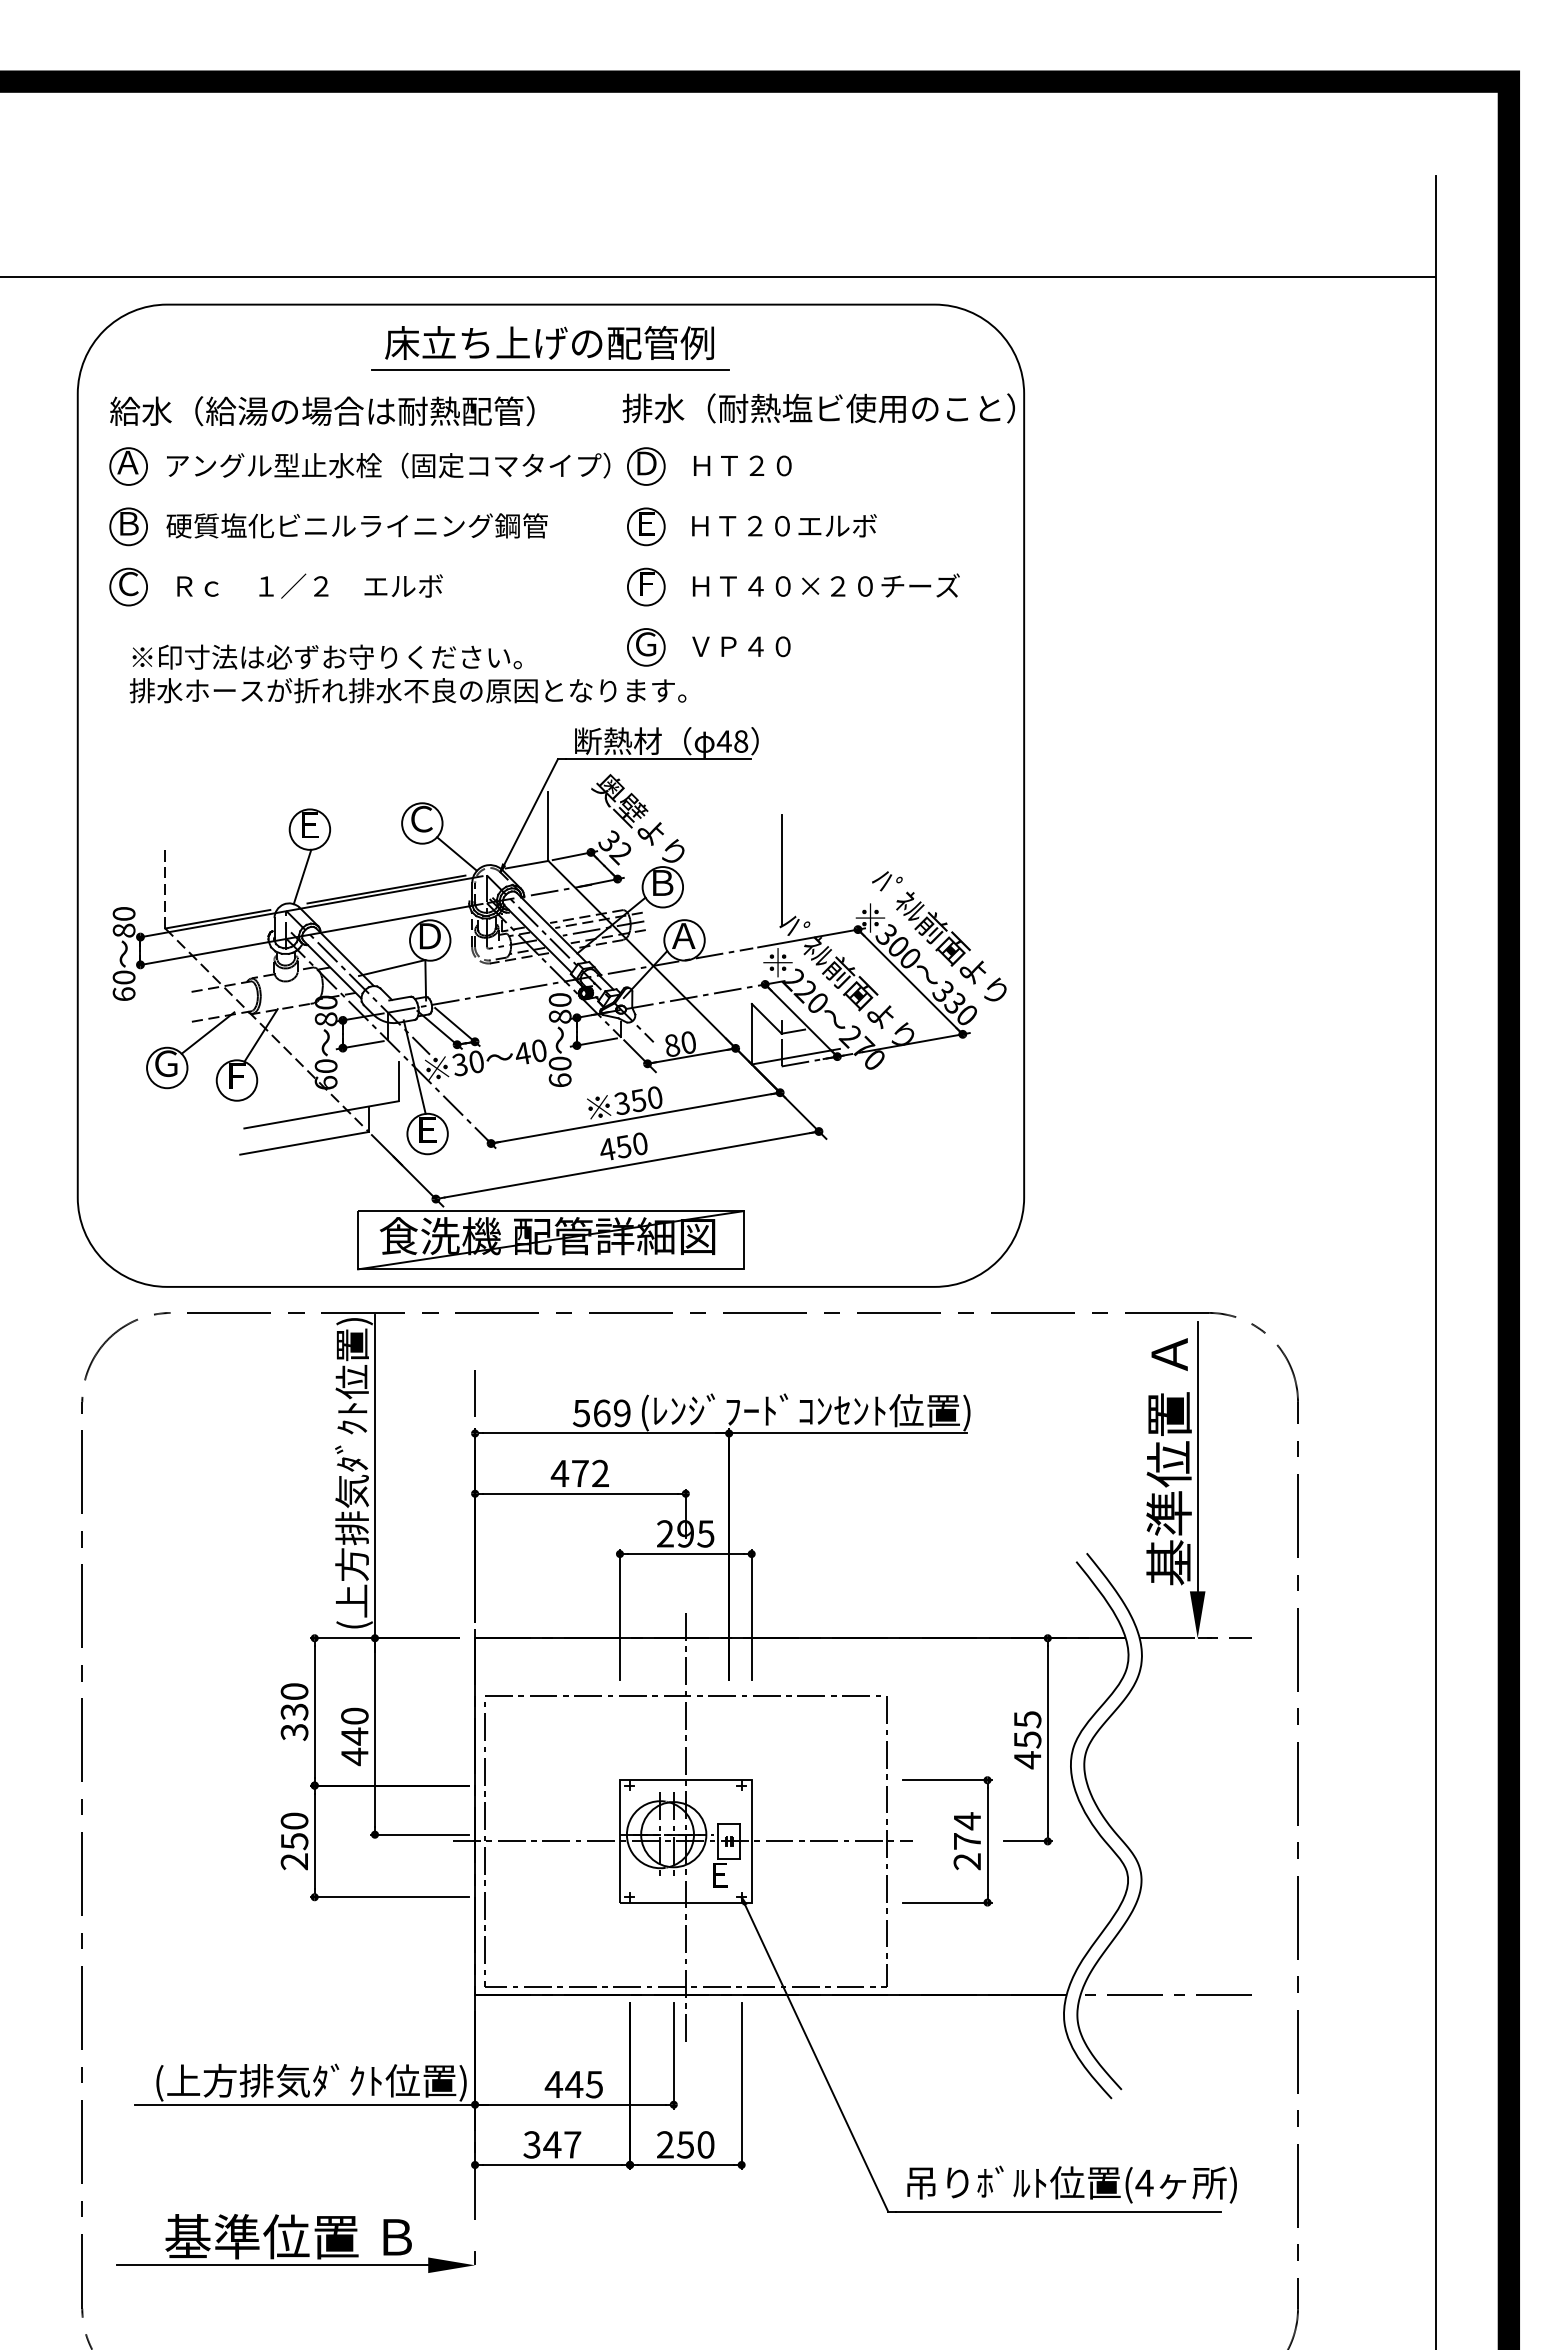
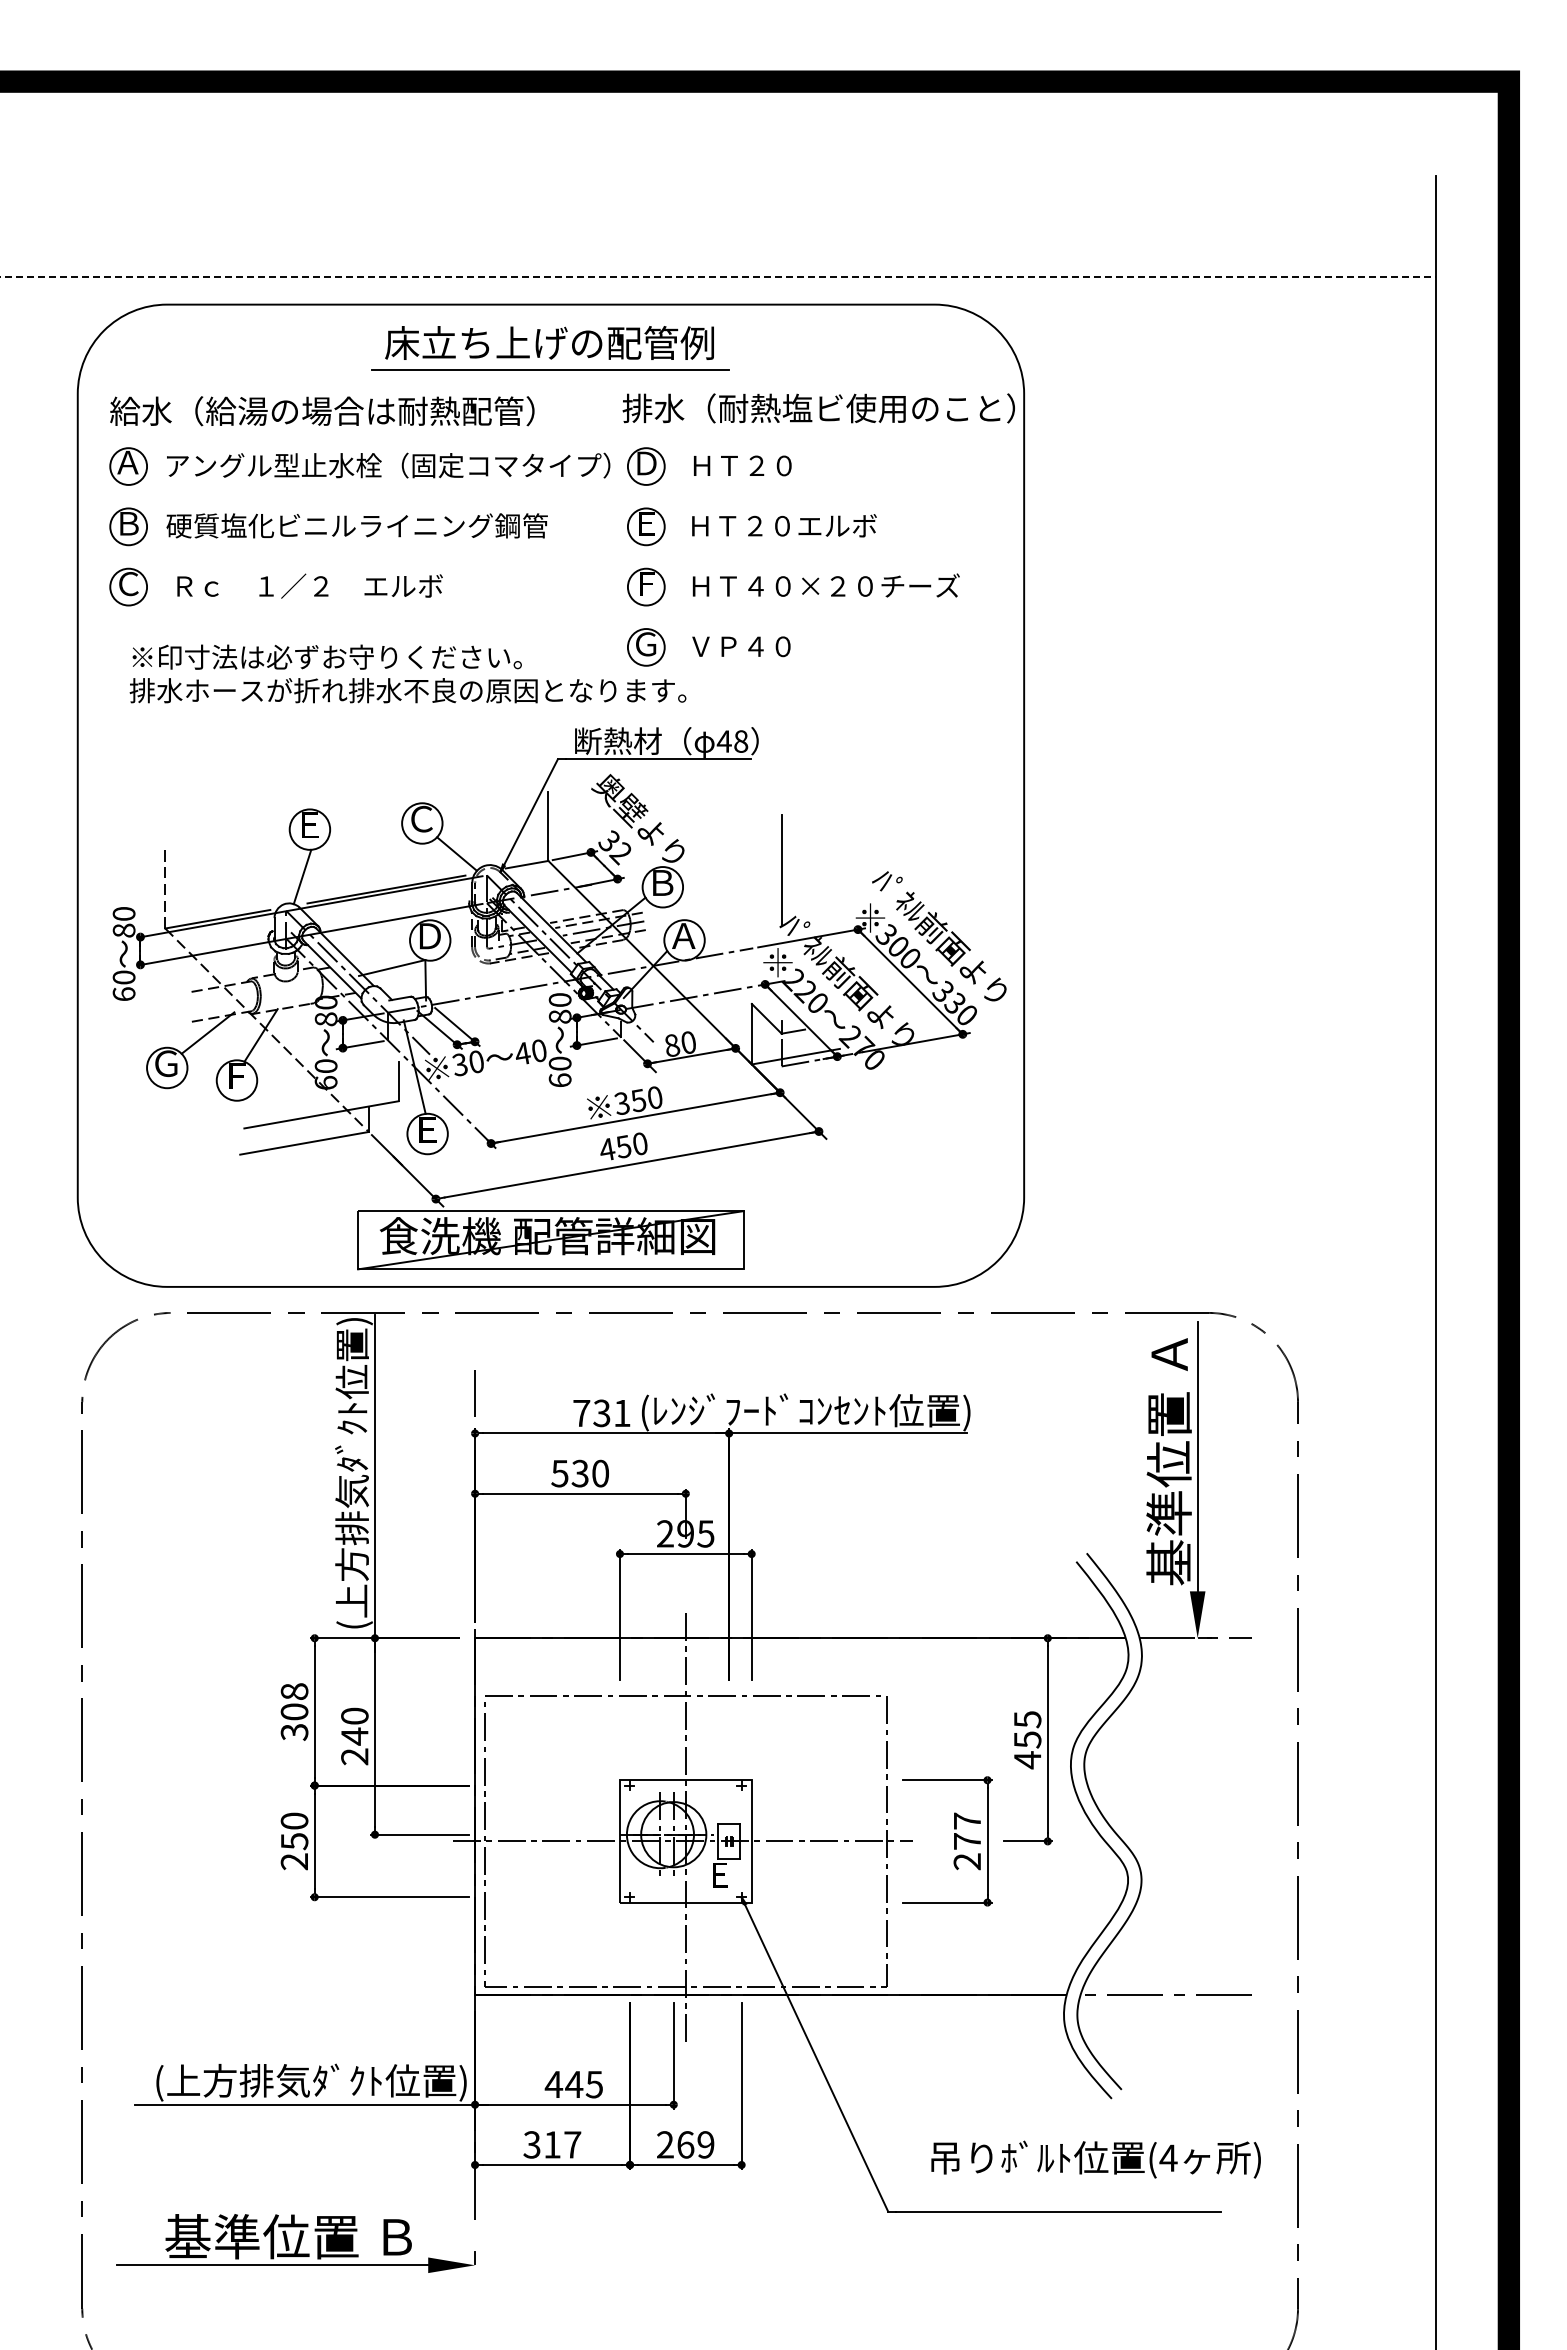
line: solid -> dashed (718, 276)
text: 569 -> 731 (601, 1413)
text: 472 -> 530 (579, 1473)
text: 330 -> 308 (294, 1701)
text: 440 -> 240 (354, 1756)
text: 274 -> 277 (967, 1821)
text: 347 -> 317 (552, 2144)
text: 250 -> 269 (695, 2144)
text position: (1071, 2184) -> (1095, 2159) (1095, 2159)
